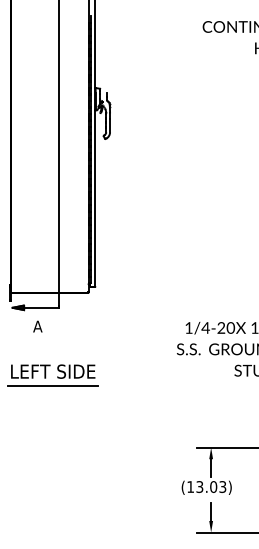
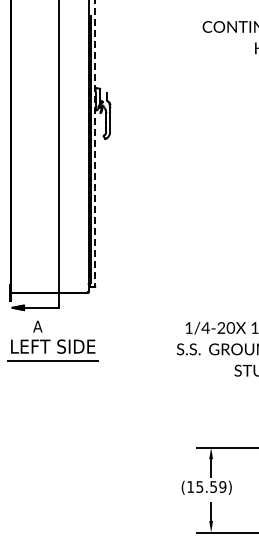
line: solid -> dashed (95, 143)
part position: (52, 375) -> (52, 350) (52, 350)
text: (13.03) -> (15.59) (211, 486)
